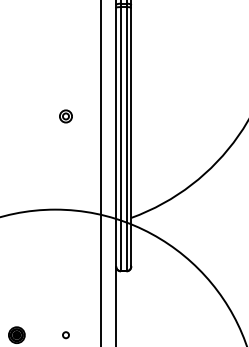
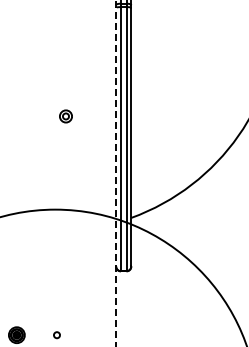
line: present -> none (100, 172)
line: solid -> dashed (116, 173)
circle position: (65, 335) -> (56, 335) (56, 335)
